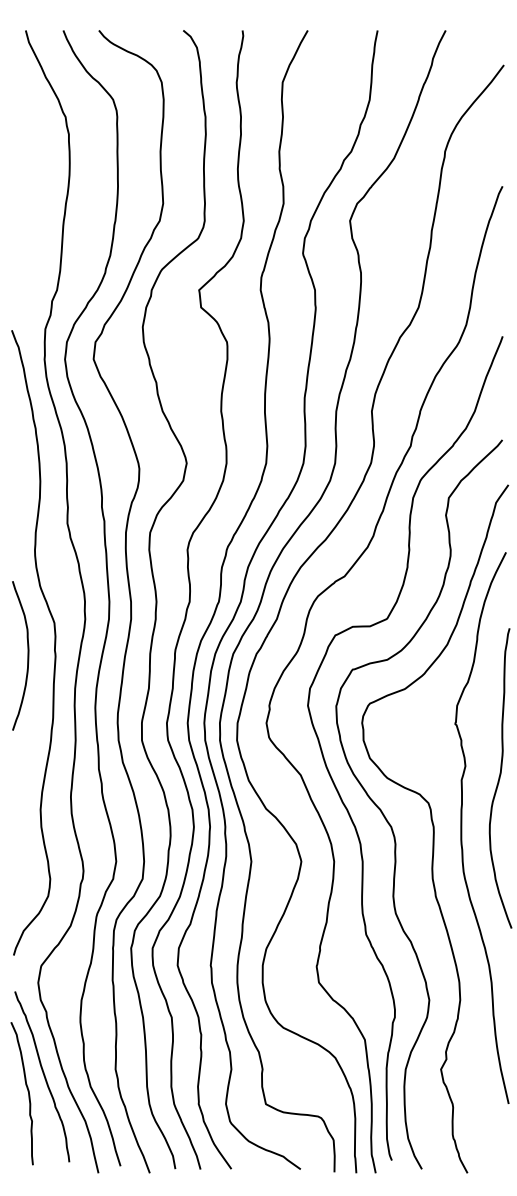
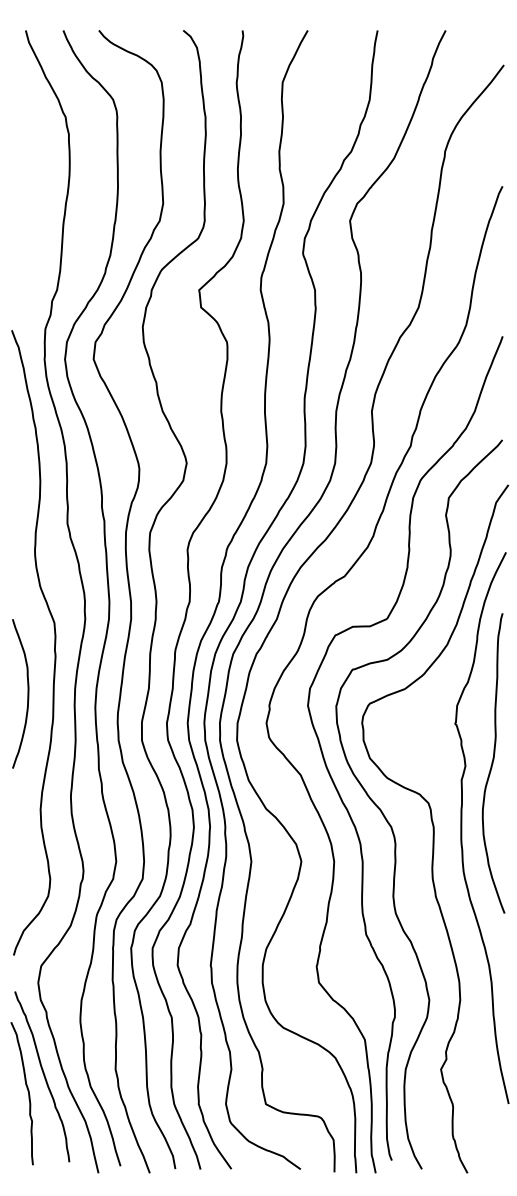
curve position: (27, 655) -> (27, 693) (27, 693)
curve position: (500, 778) -> (493, 763) (493, 763)
